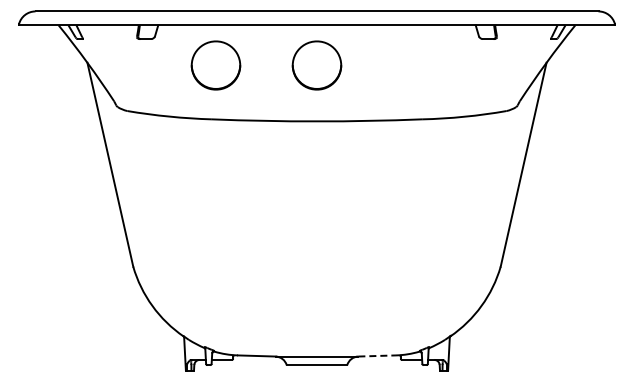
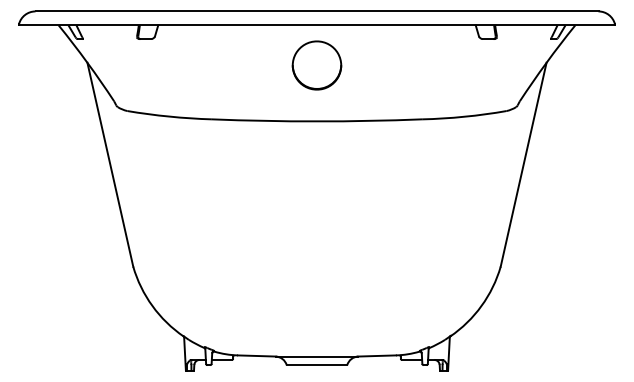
part: present -> none (215, 65)
line: dashed -> solid (377, 355)
